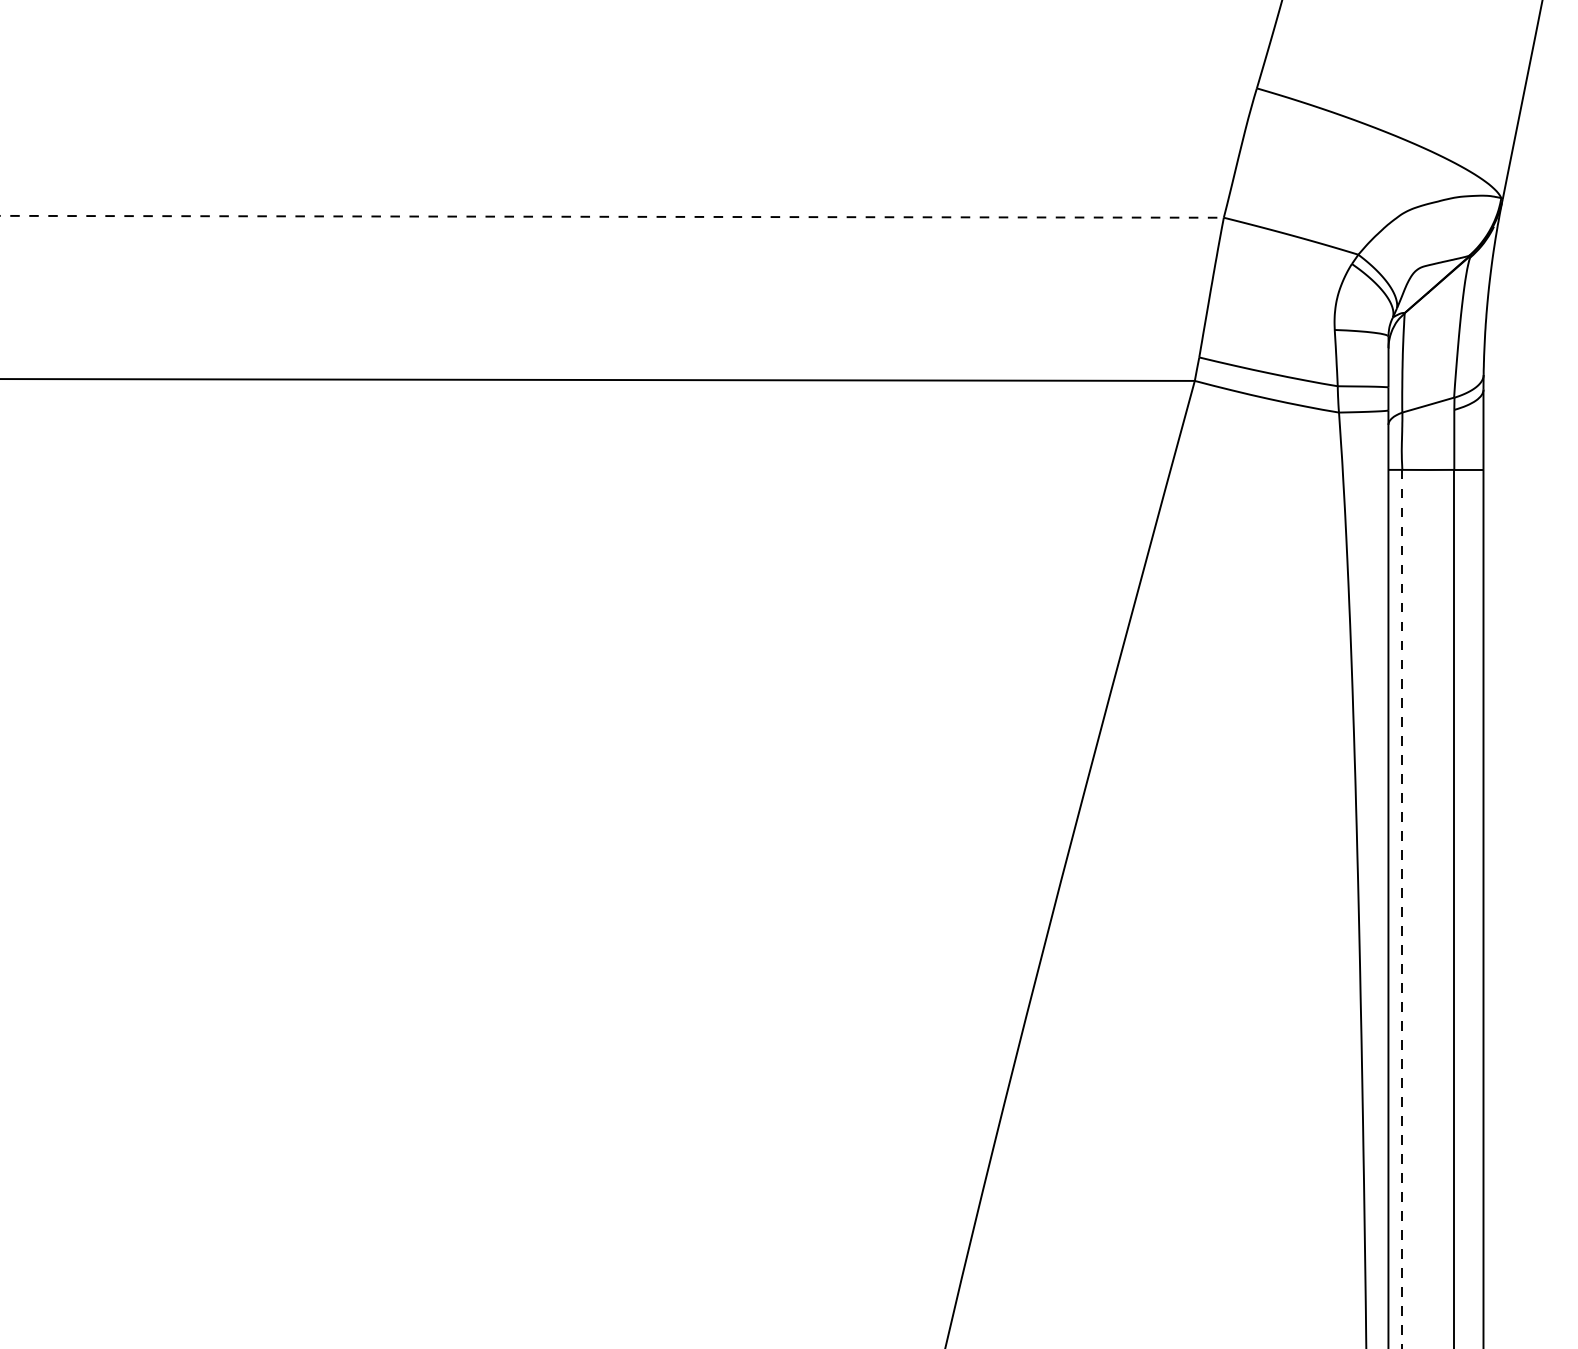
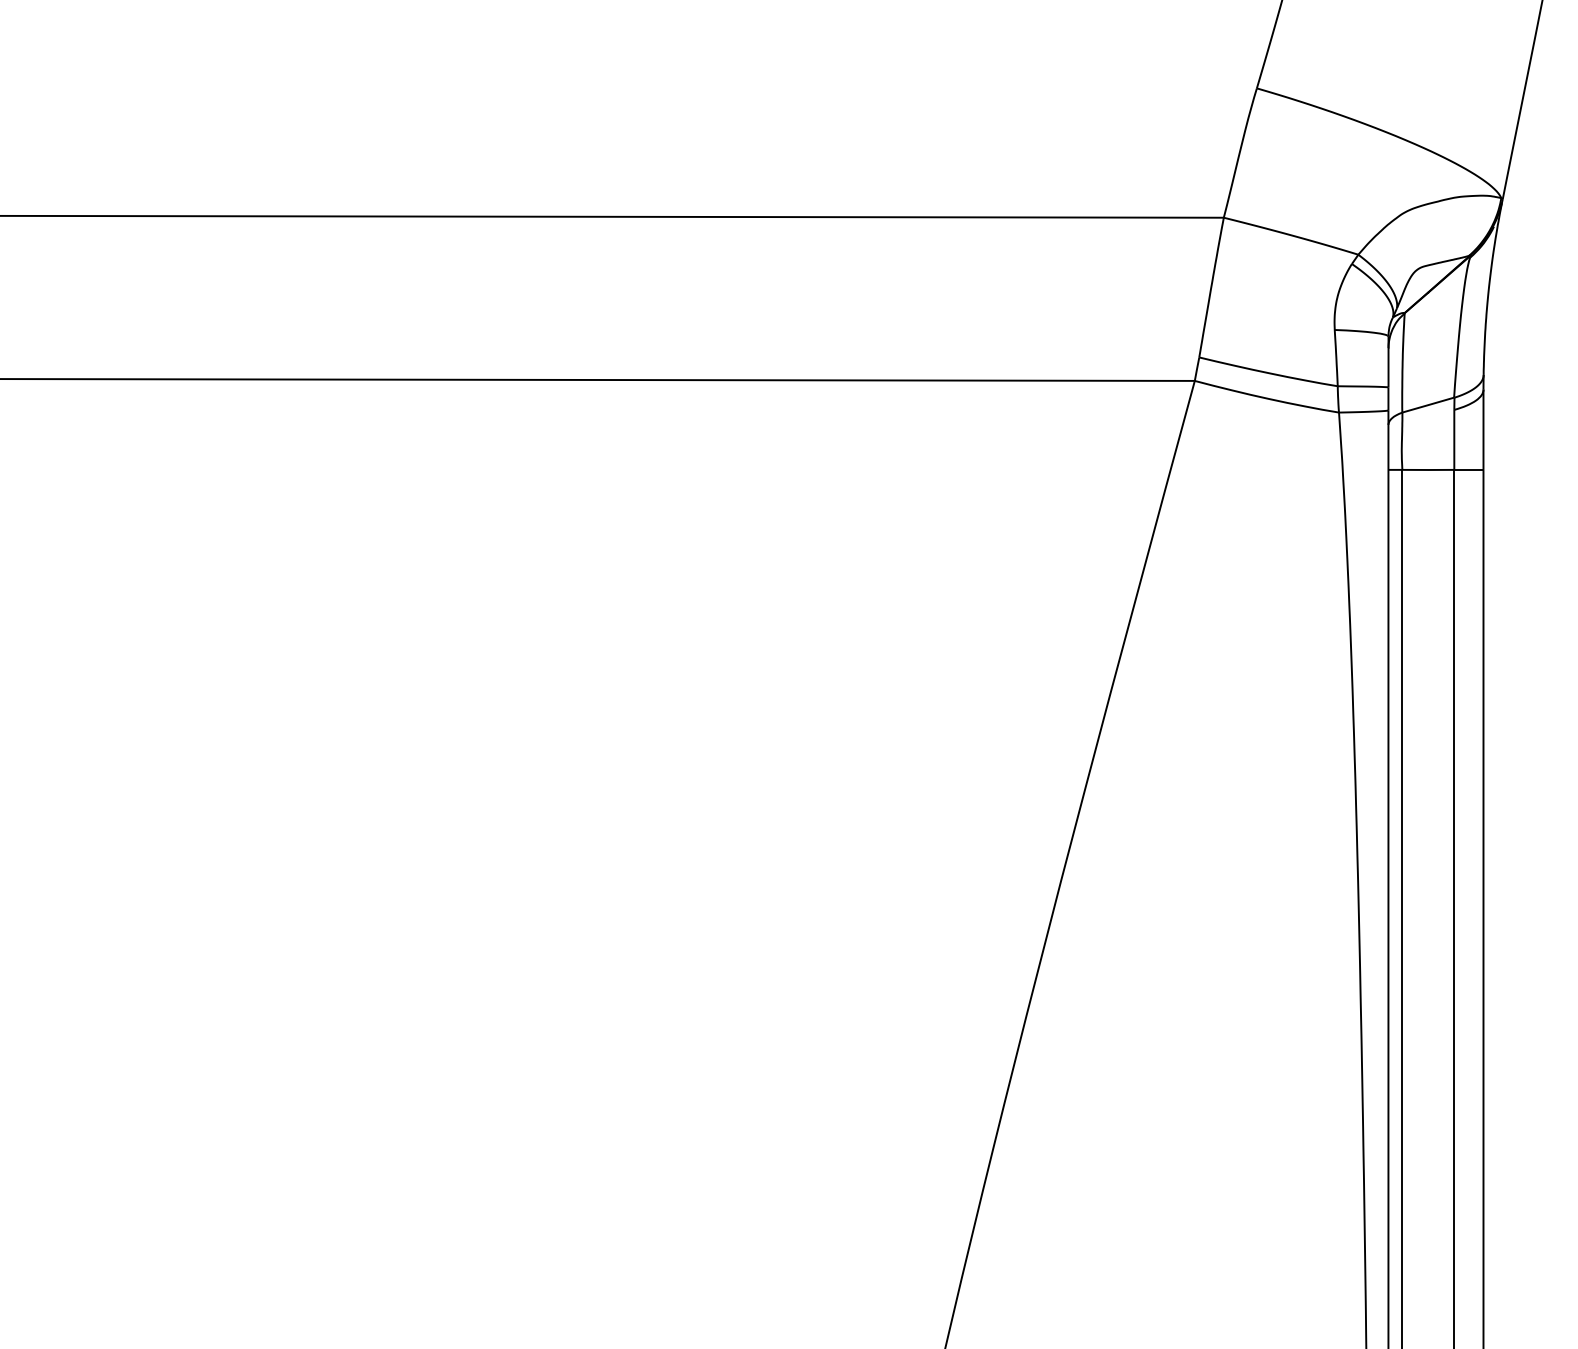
line: dashed -> solid (612, 216)
line: dashed -> solid (1402, 909)
